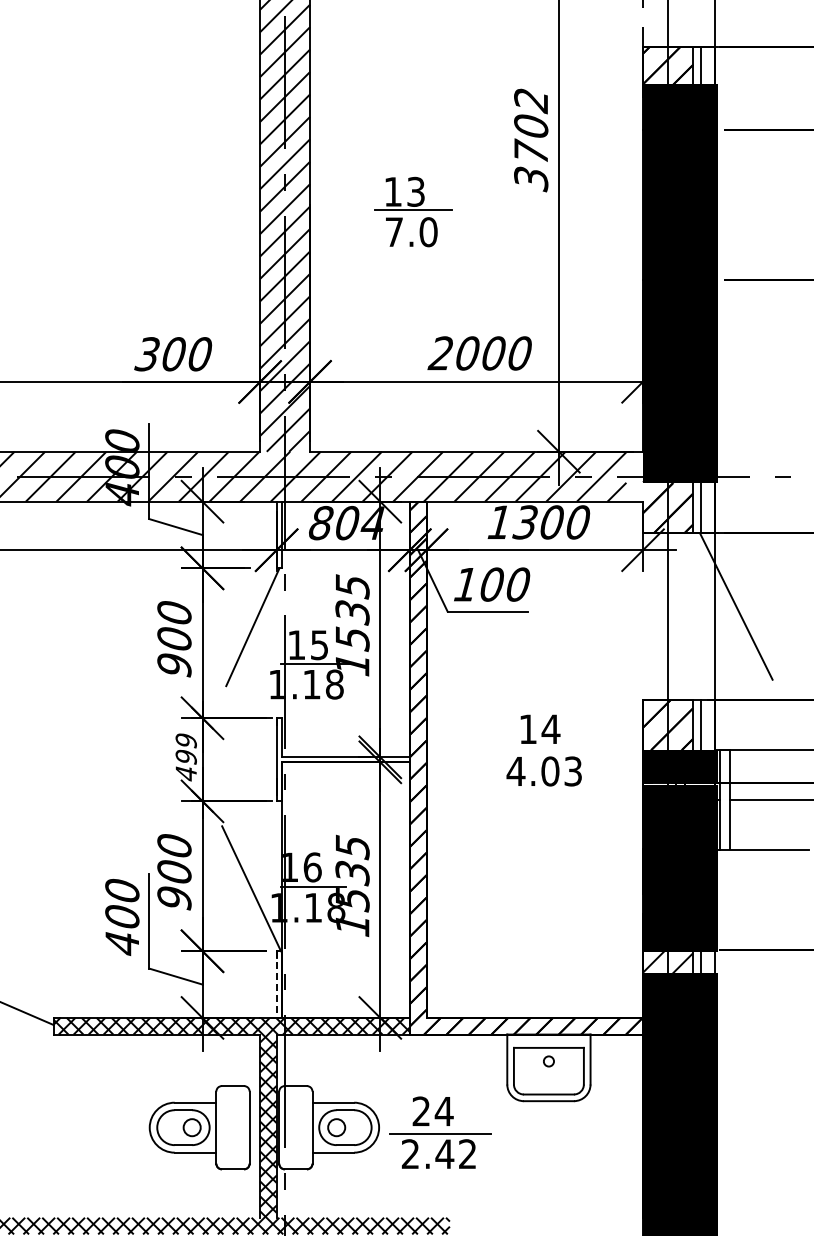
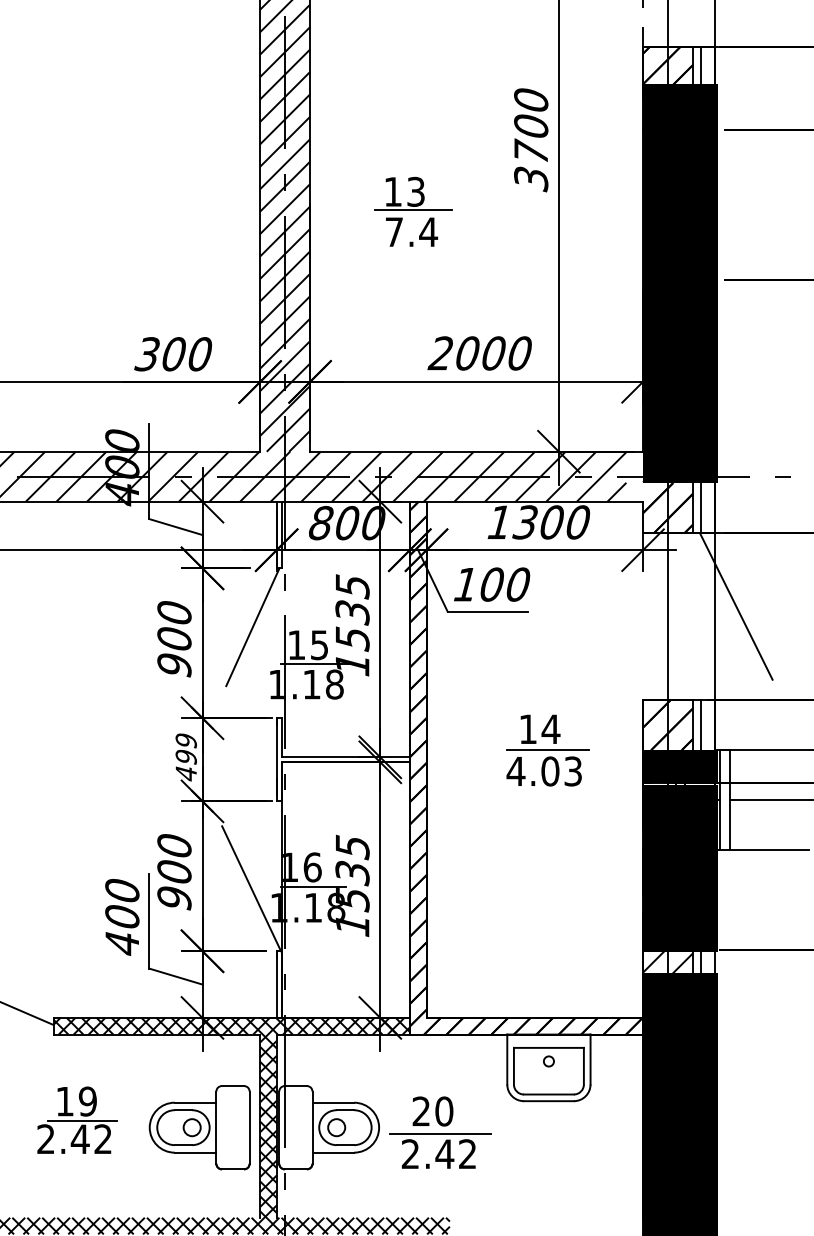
text: 3702 -> 3700 (531, 101)
text: 7.0 -> 7.4 (428, 232)
text: 804 -> 800 (372, 522)
line: none -> present (547, 750)
line: dashed -> solid (276, 985)
text: 24 -> 20 (443, 1111)
part: none -> present (77, 1119)
